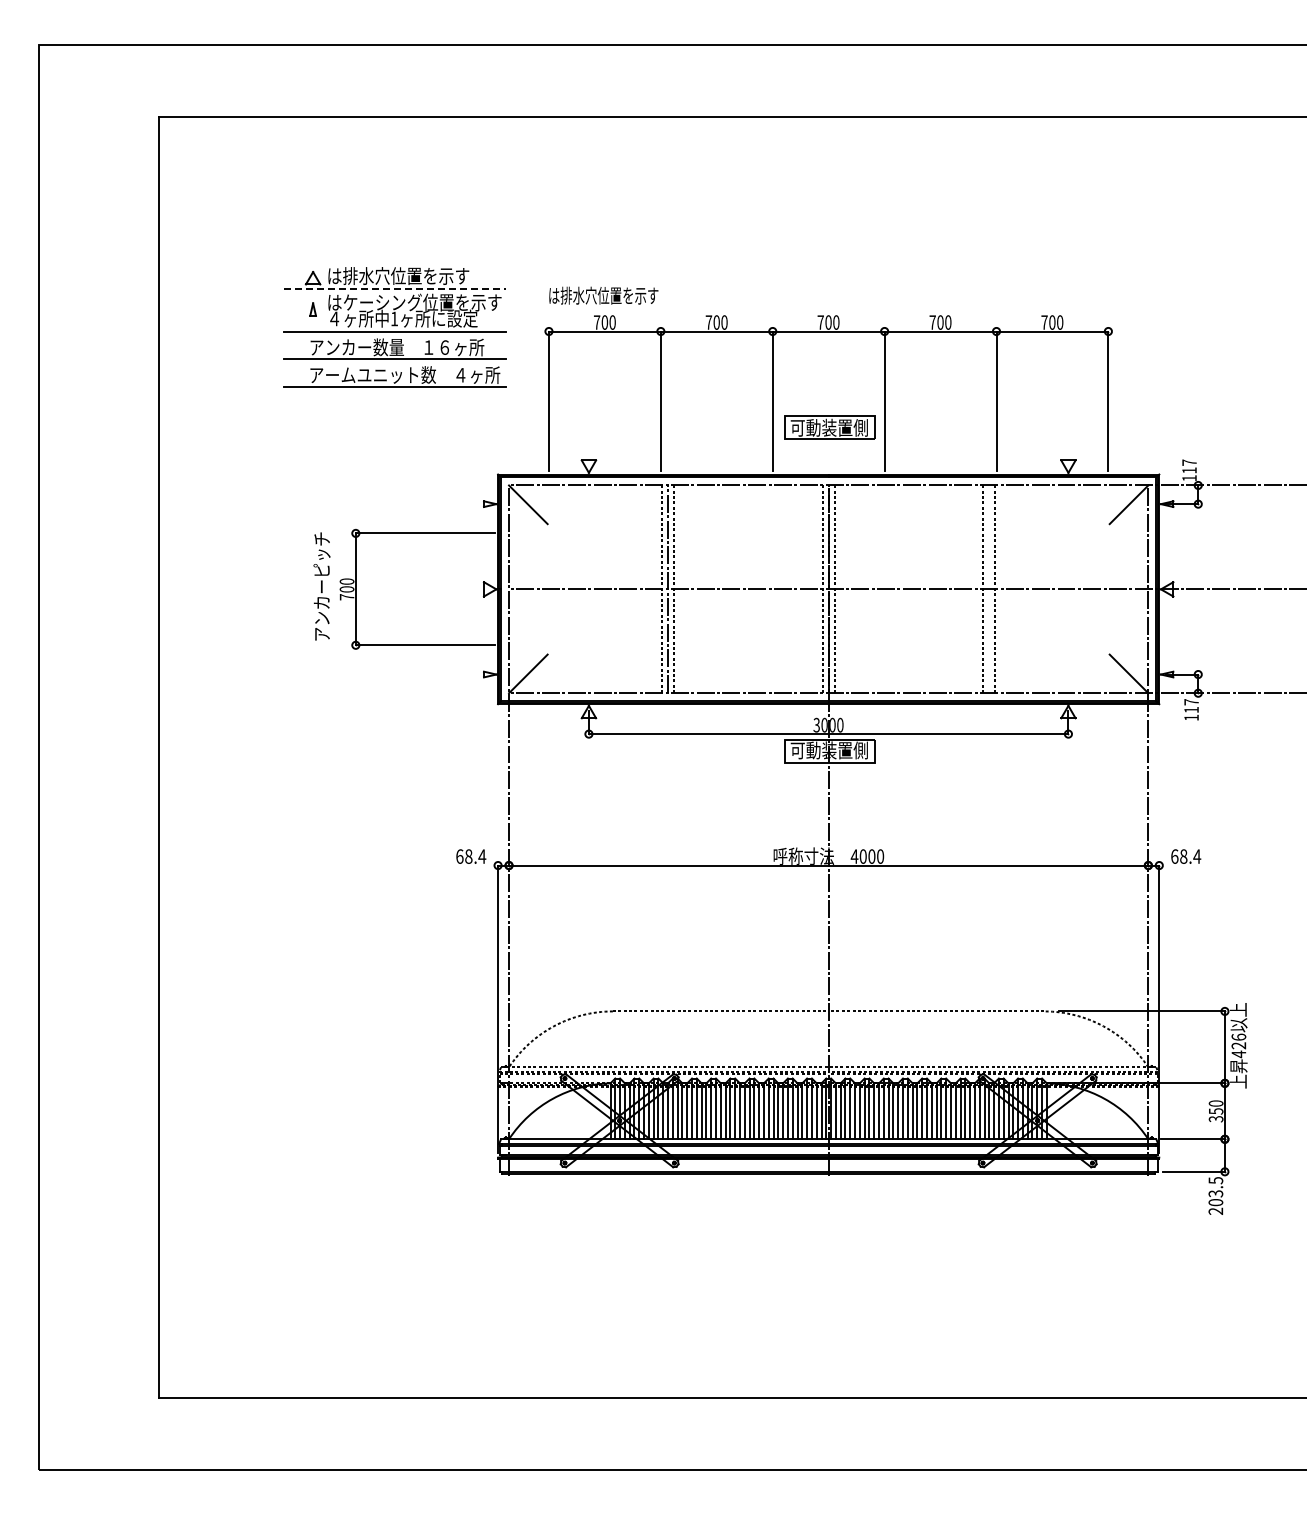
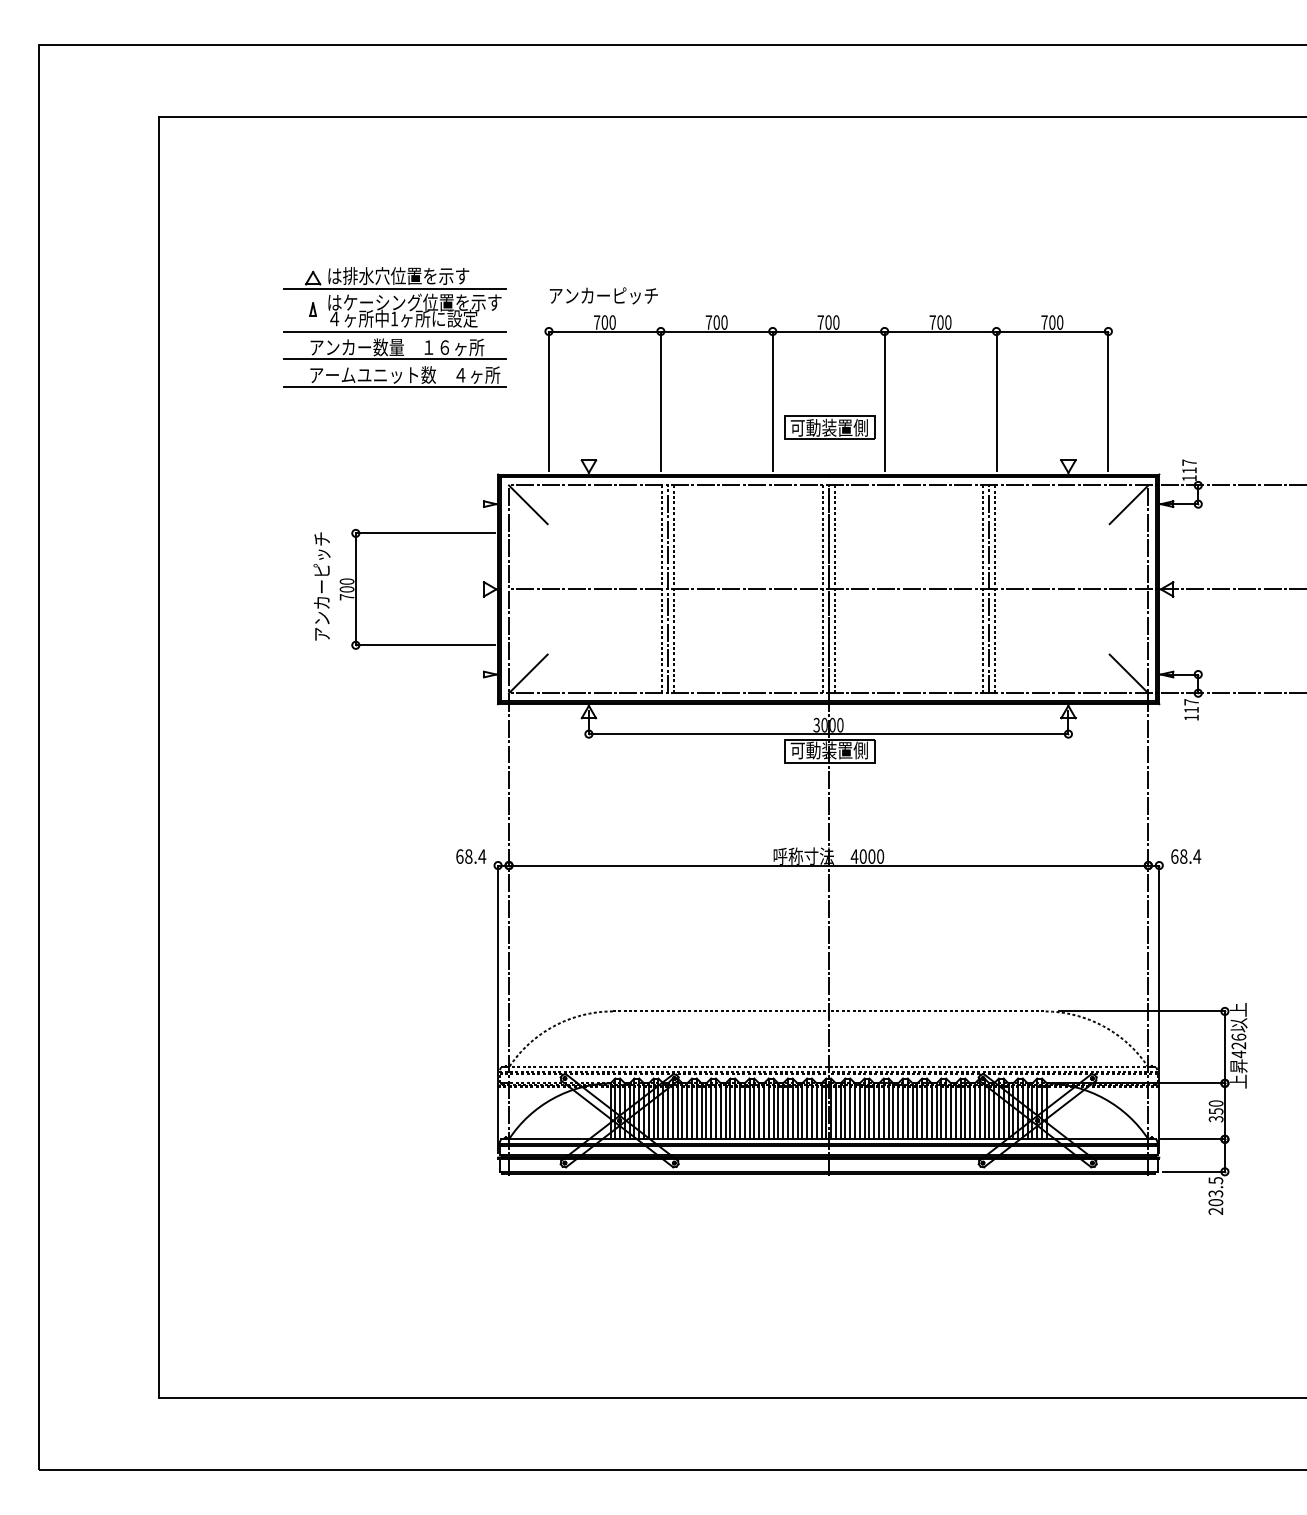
line: dashed -> solid (395, 288)
text: は排水穴位置を示す -> アンカーピッチ (603, 295)
line: none -> present (989, 589)
